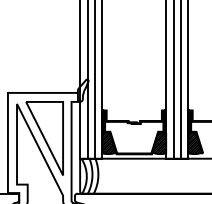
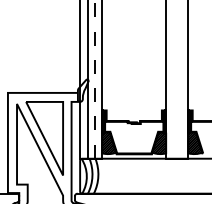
line: solid -> dashed (94, 79)
line: present -> none (173, 80)
line: present -> none (180, 80)
